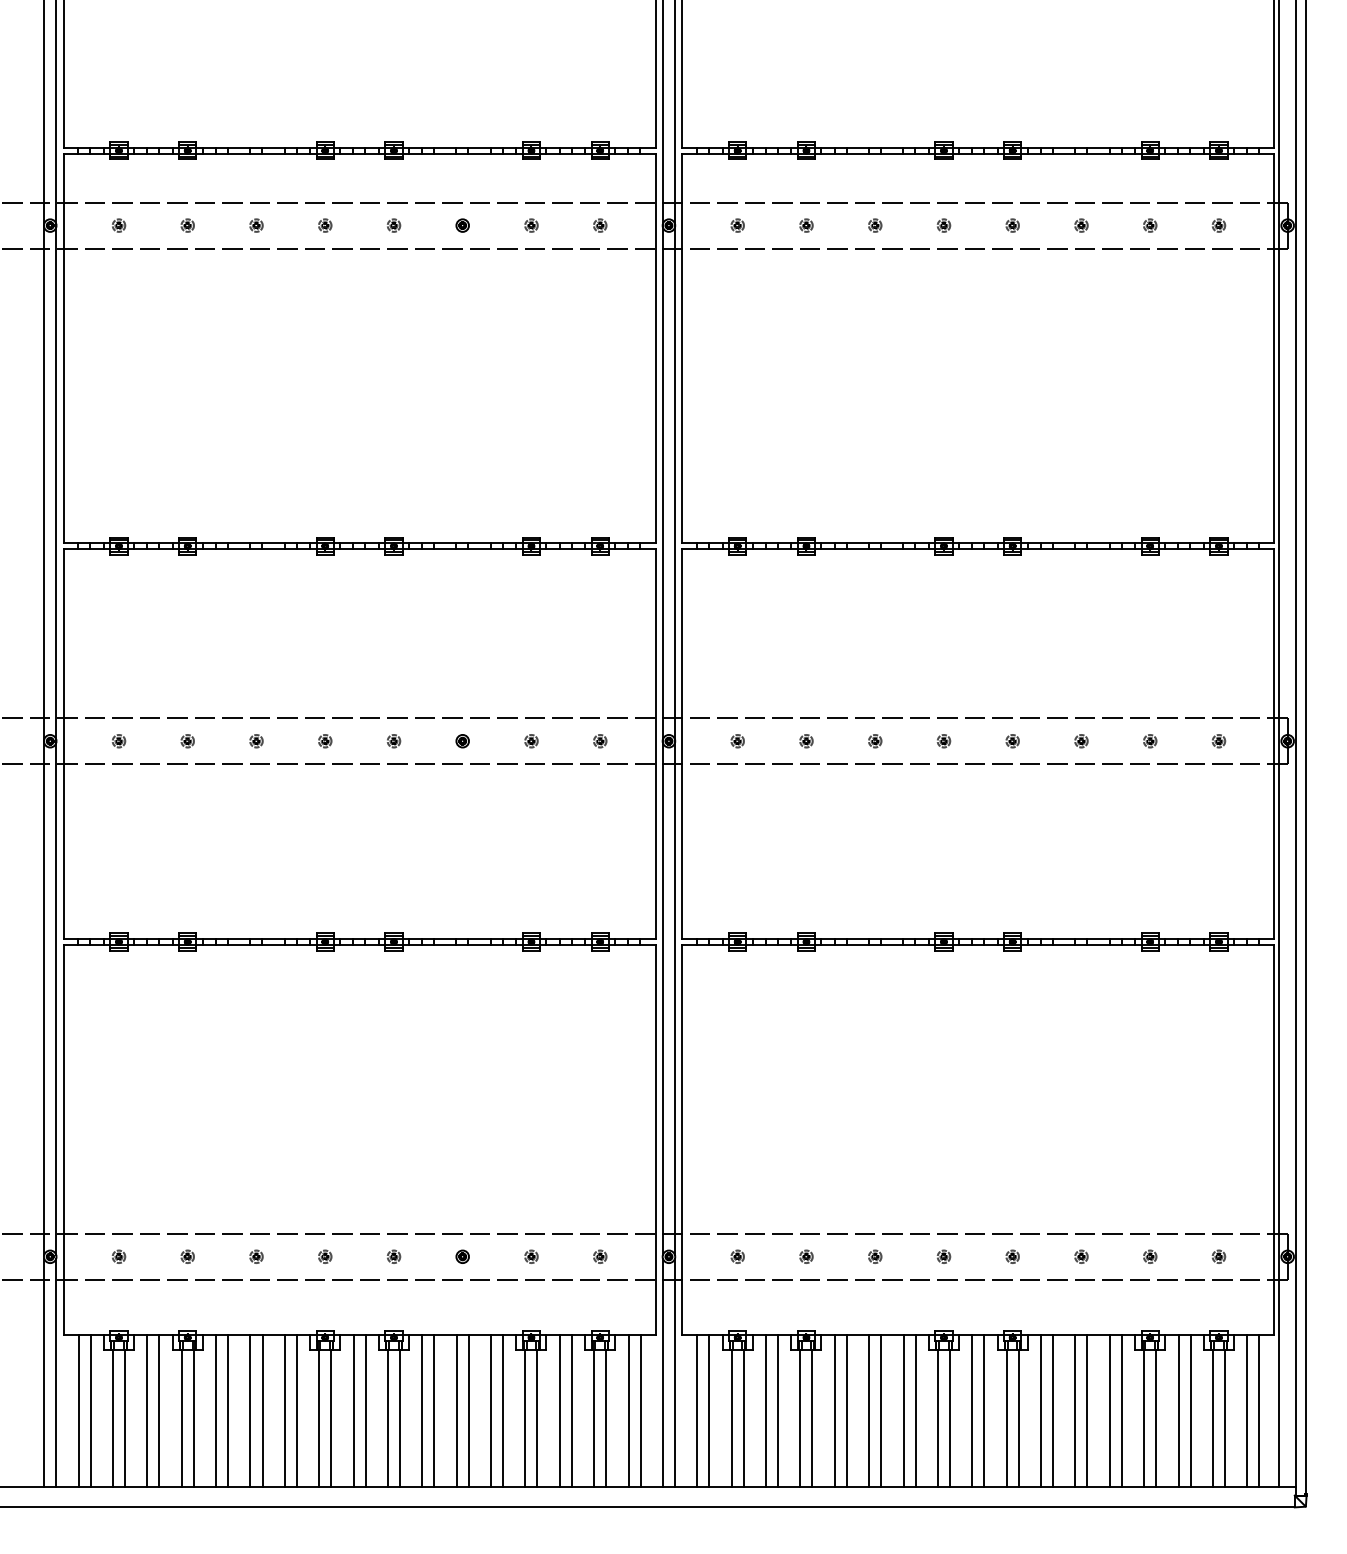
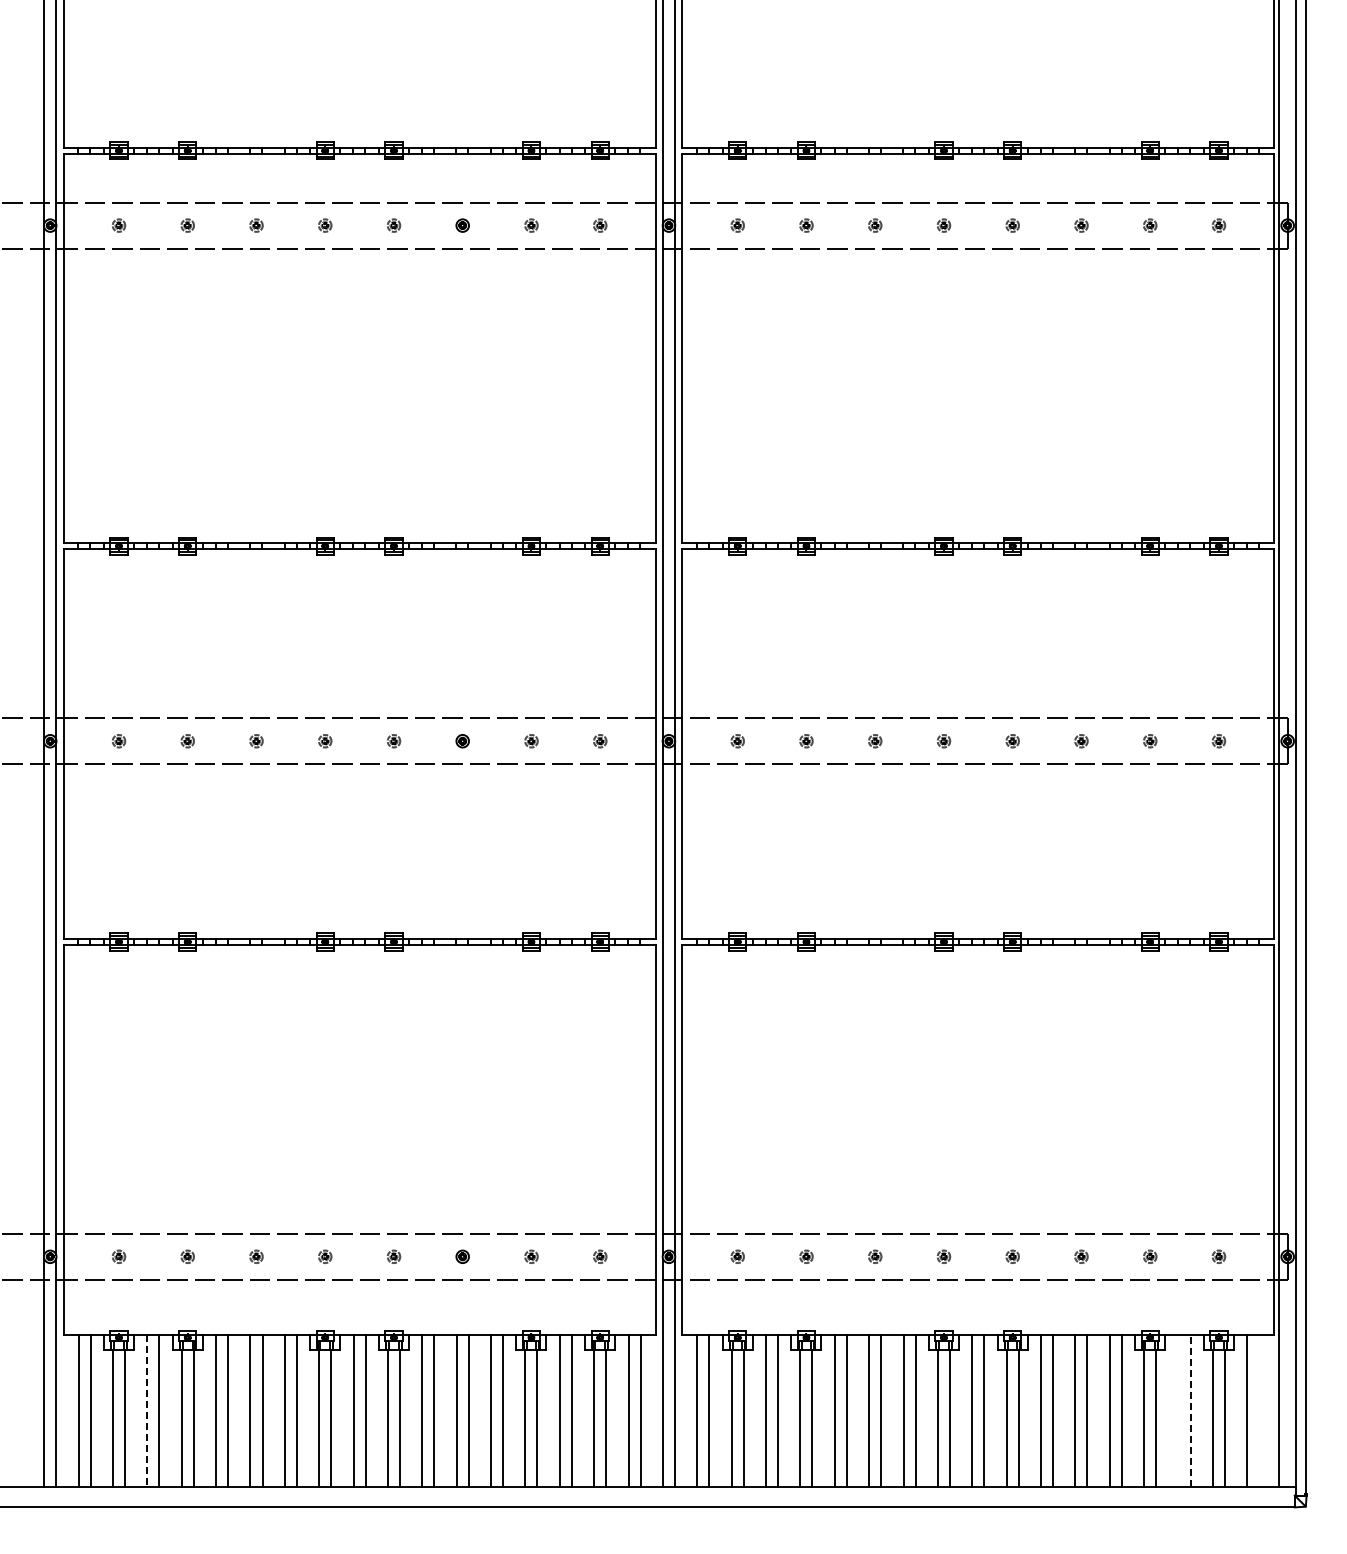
line: present -> none (1178, 1410)
line: solid -> dashed (1190, 1410)
line: present -> none (1259, 1410)
line: solid -> dashed (147, 1411)
